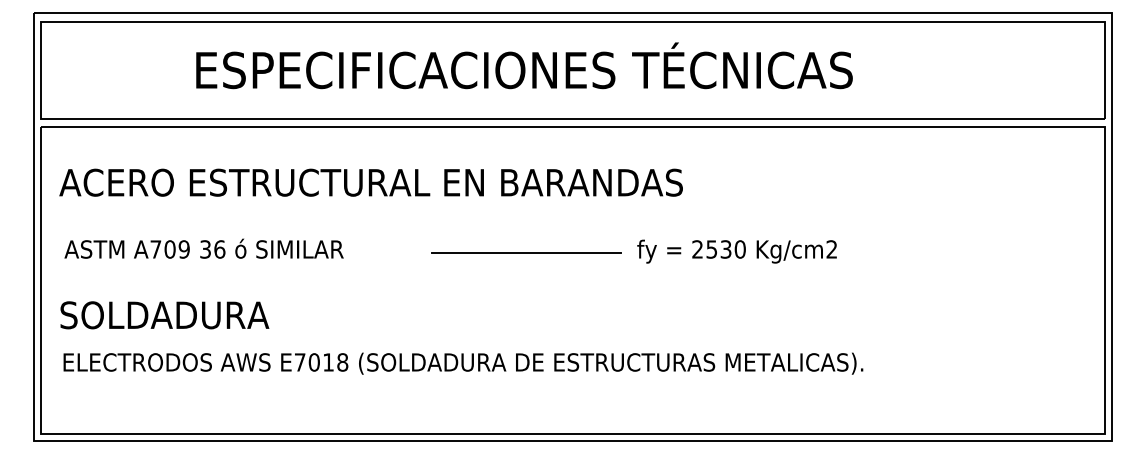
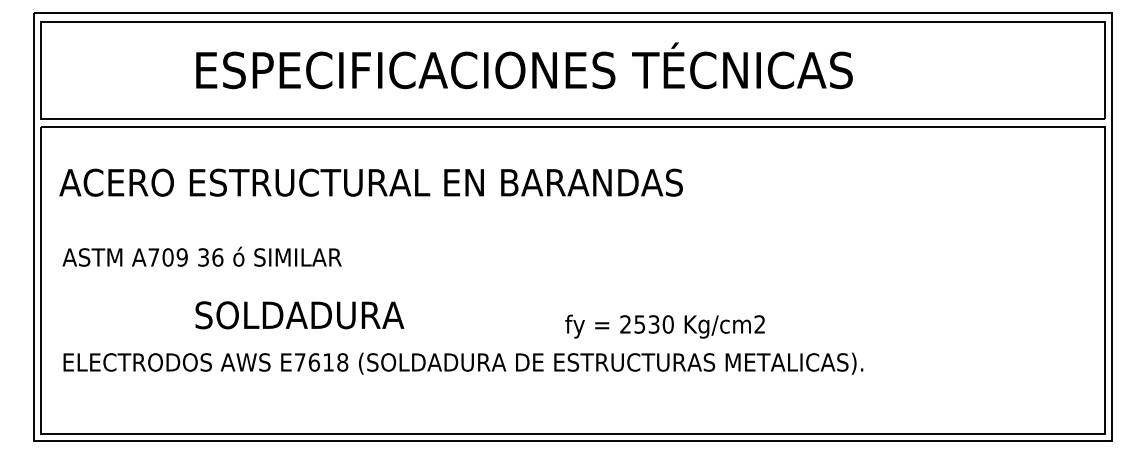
text position: (203, 248) -> (201, 256) (201, 256)
text position: (736, 251) -> (664, 326) (664, 326)
line: present -> none (525, 252)
text position: (164, 315) -> (299, 315) (299, 315)
text: E7018 -> E7618 (313, 362)
